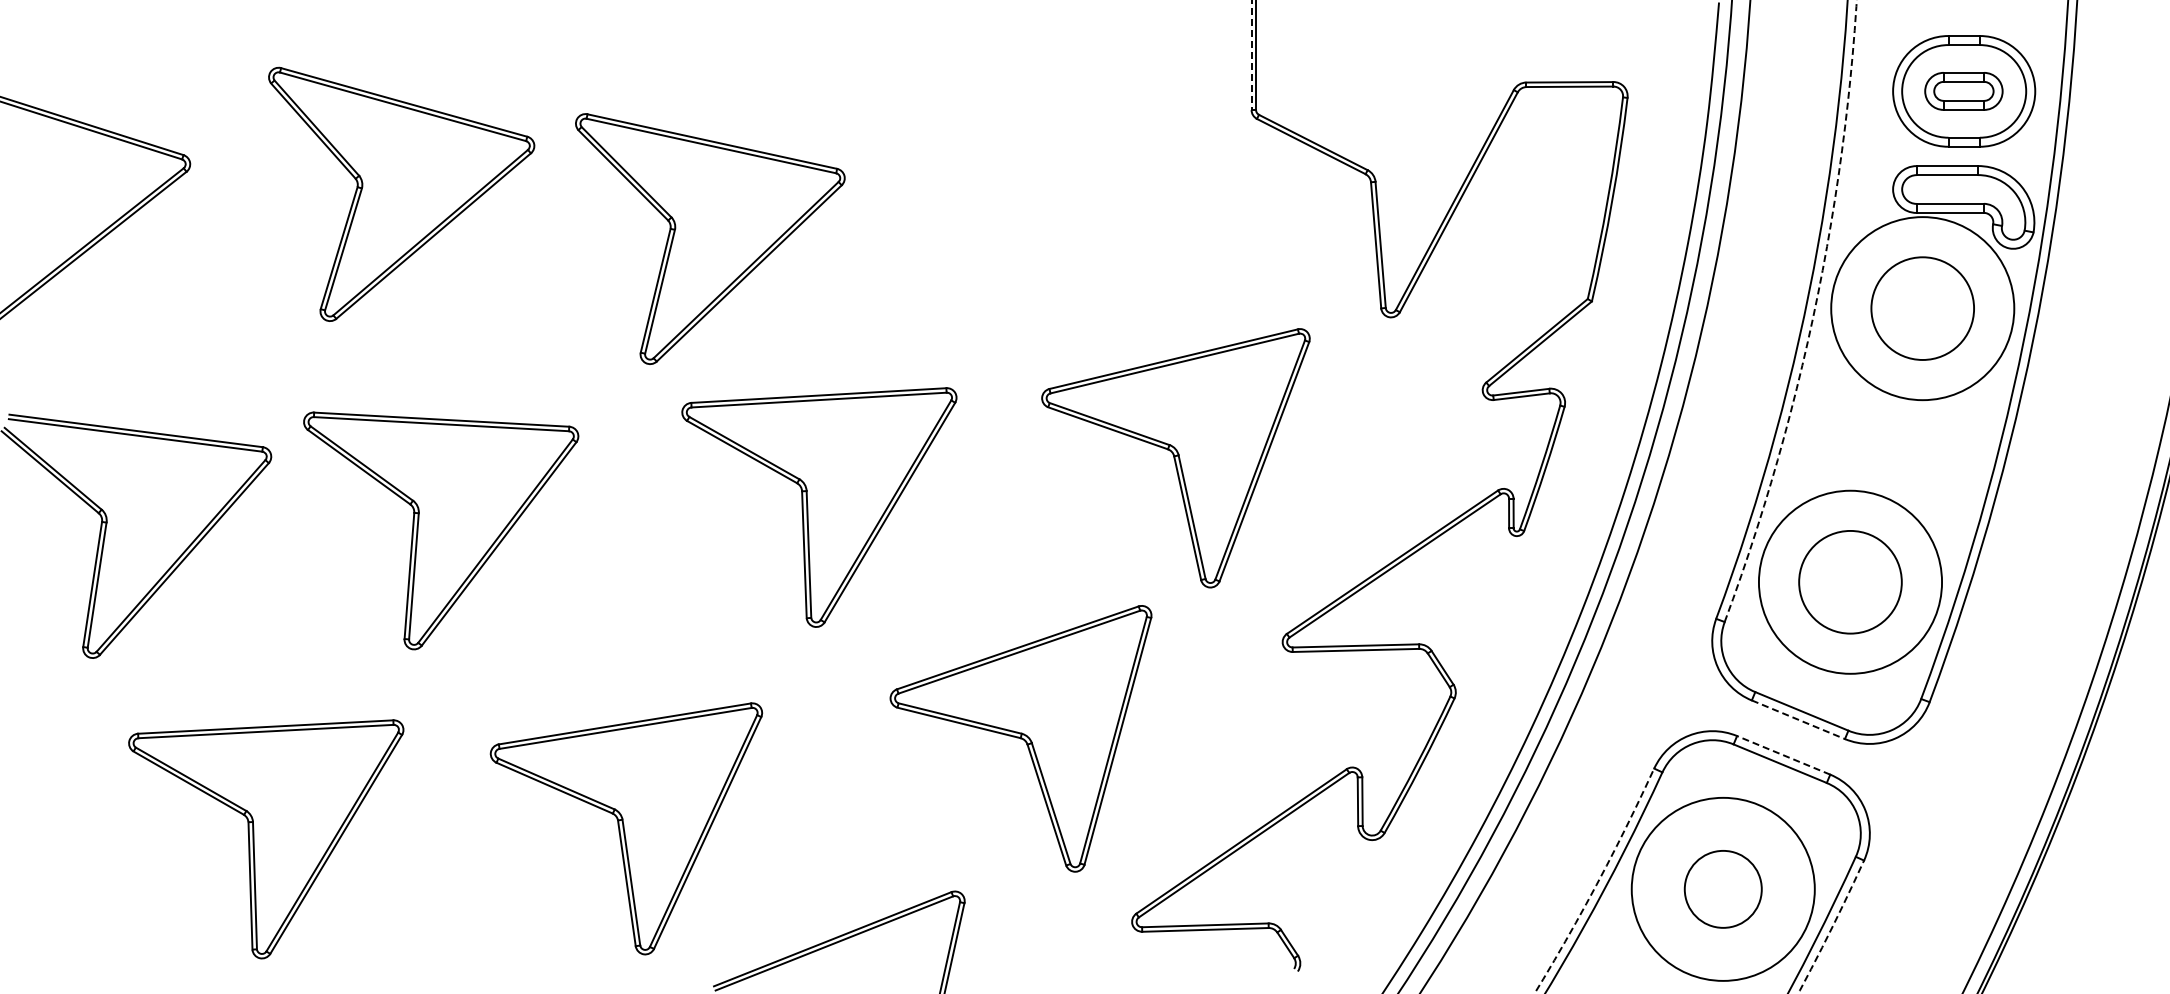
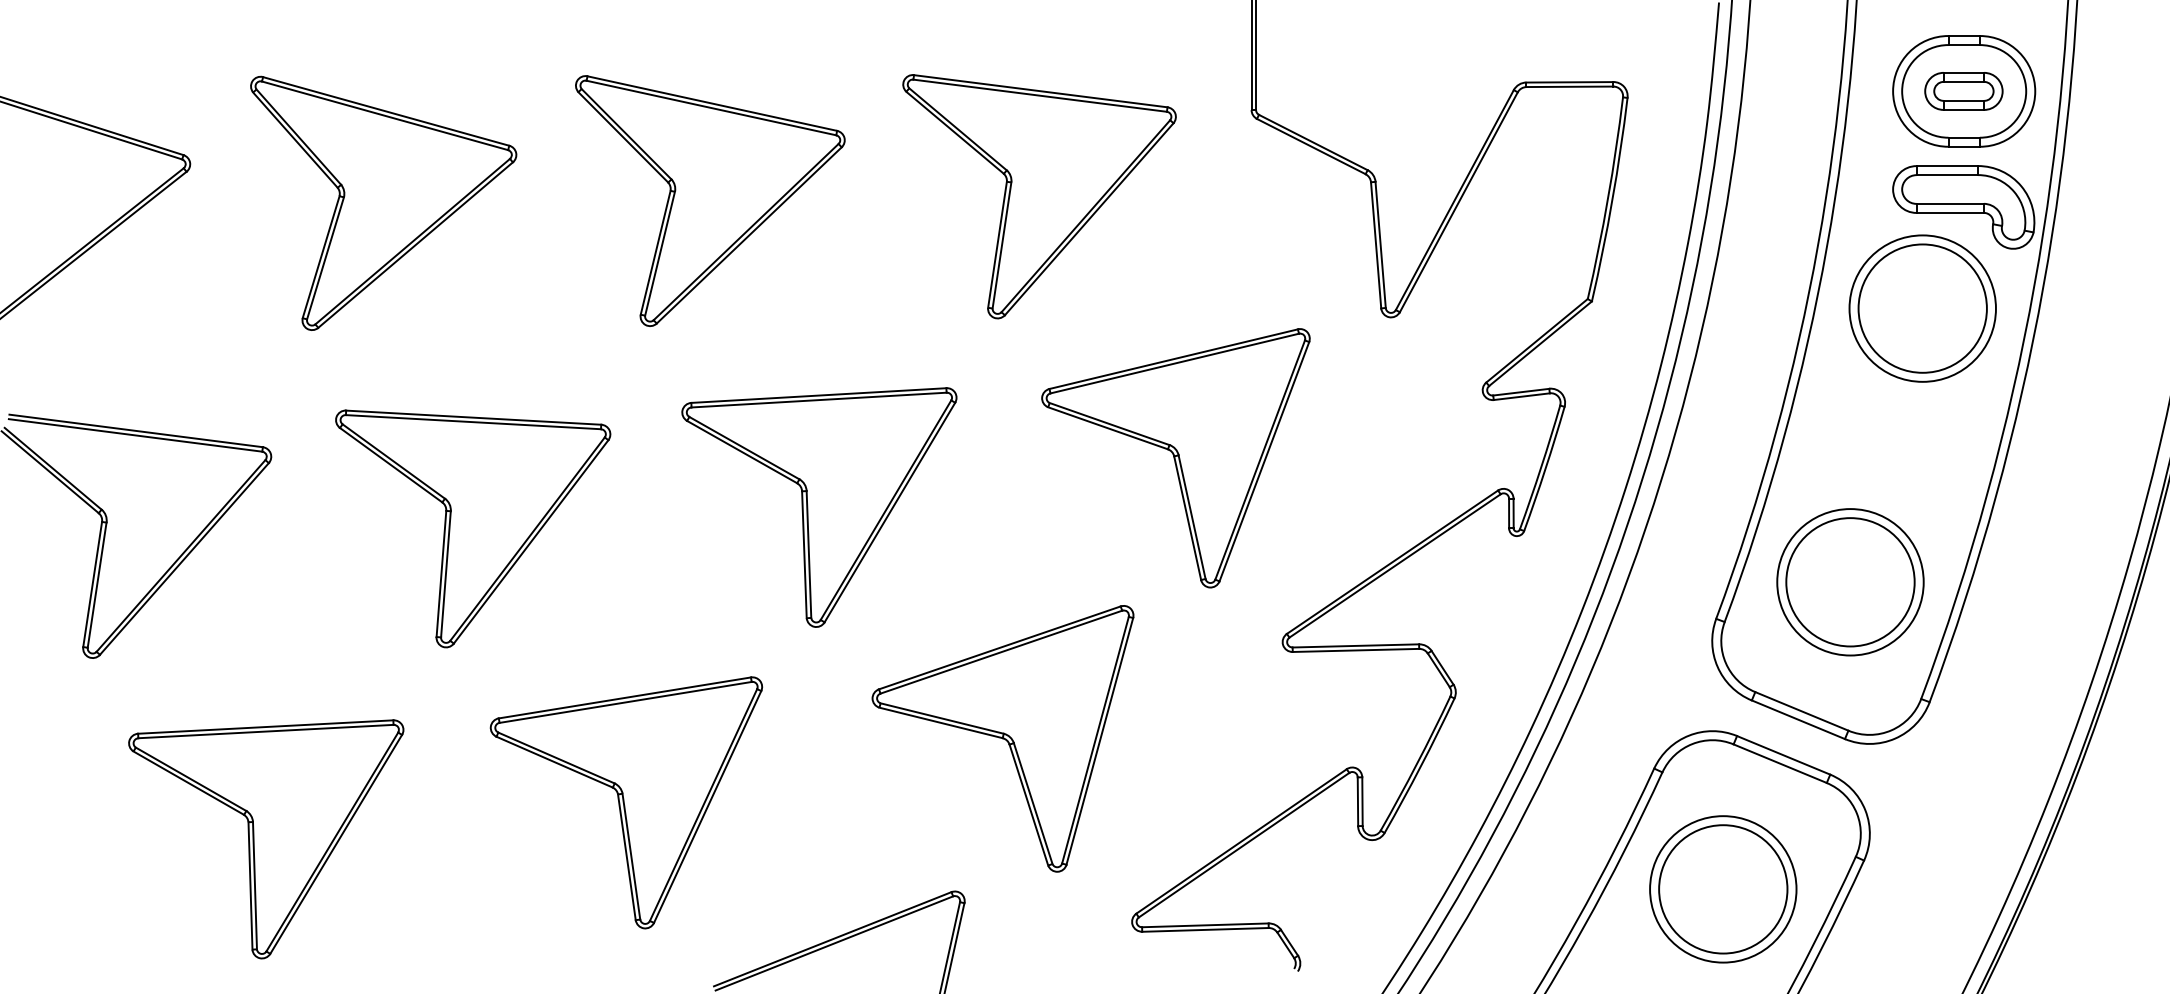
line: dashed -> solid (1251, 55)
part position: (401, 193) -> (383, 202) (383, 202)
part: none -> present (1039, 196)
part position: (710, 238) -> (710, 200) (710, 200)
circle diameter: 103 px -> 128 px (1922, 308)
circle diameter: 183 px -> 146 px (1922, 308)
arc: dashed -> solid (1813, 315)
part position: (441, 530) -> (473, 528) (473, 528)
circle diameter: 103 px -> 128 px (1850, 582)
circle diameter: 183 px -> 146 px (1850, 582)
line: dashed -> solid (1798, 719)
part position: (1020, 738) -> (1002, 738) (1002, 738)
line: dashed -> solid (1783, 755)
part position: (626, 828) -> (626, 802) (626, 802)
arc: dashed -> solid (1597, 883)
circle diameter: 183 px -> 146 px (1723, 889)
circle diameter: 77 px -> 128 px (1723, 889)
arc: dashed -> solid (1832, 927)
